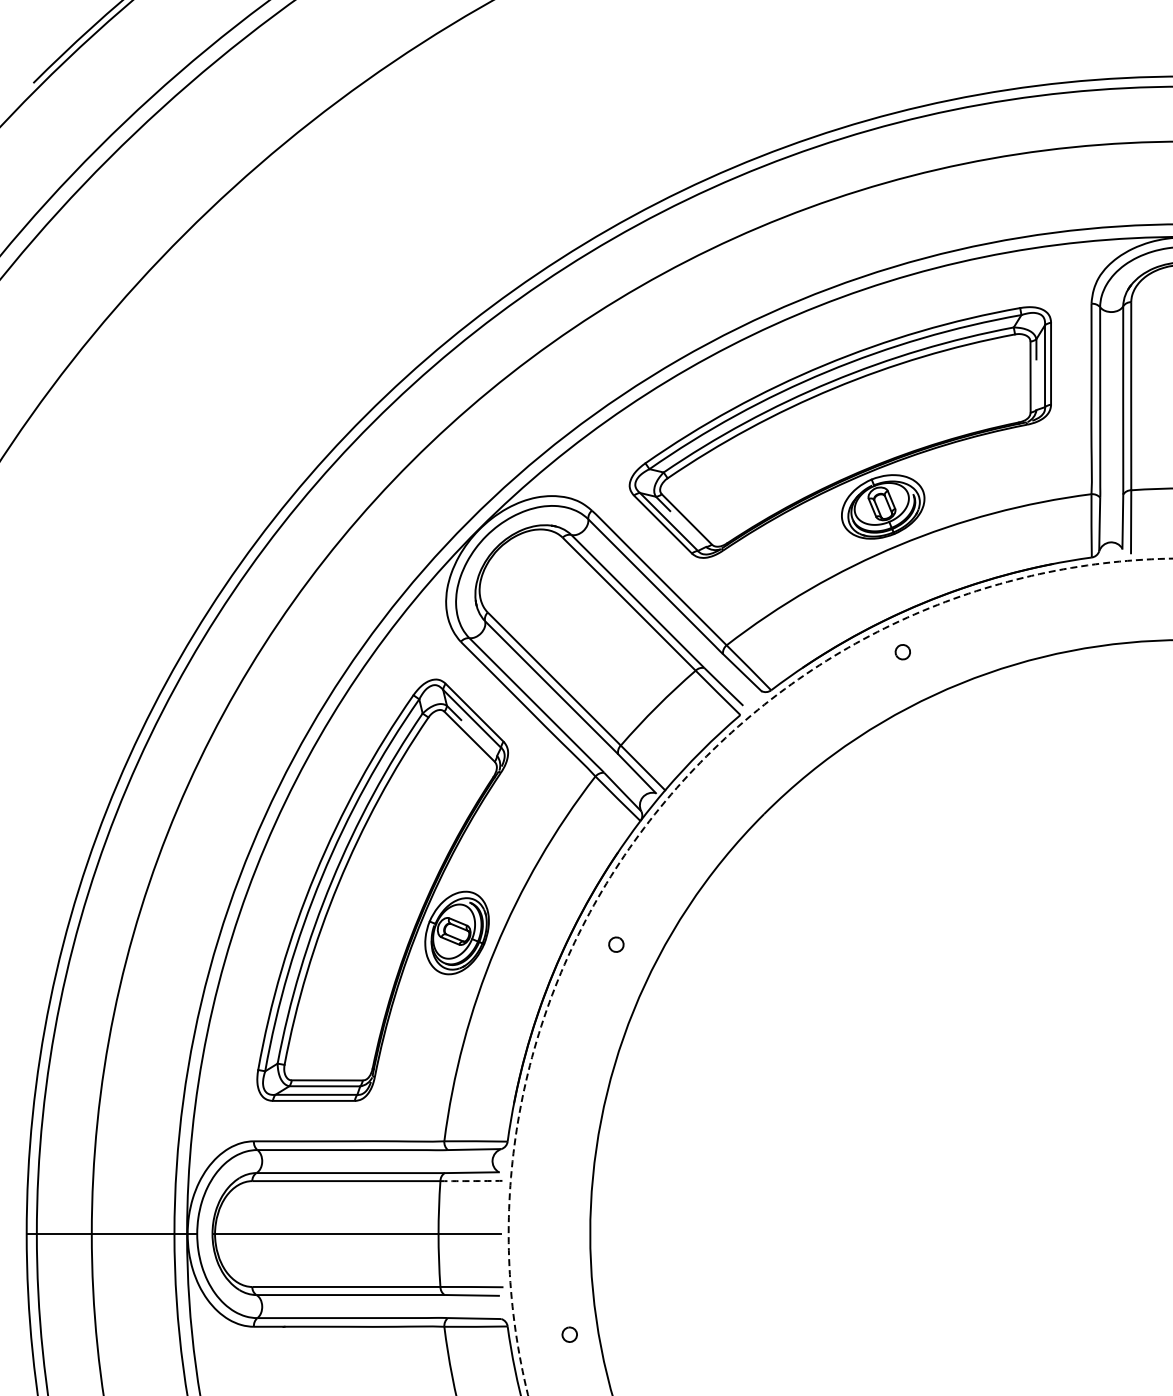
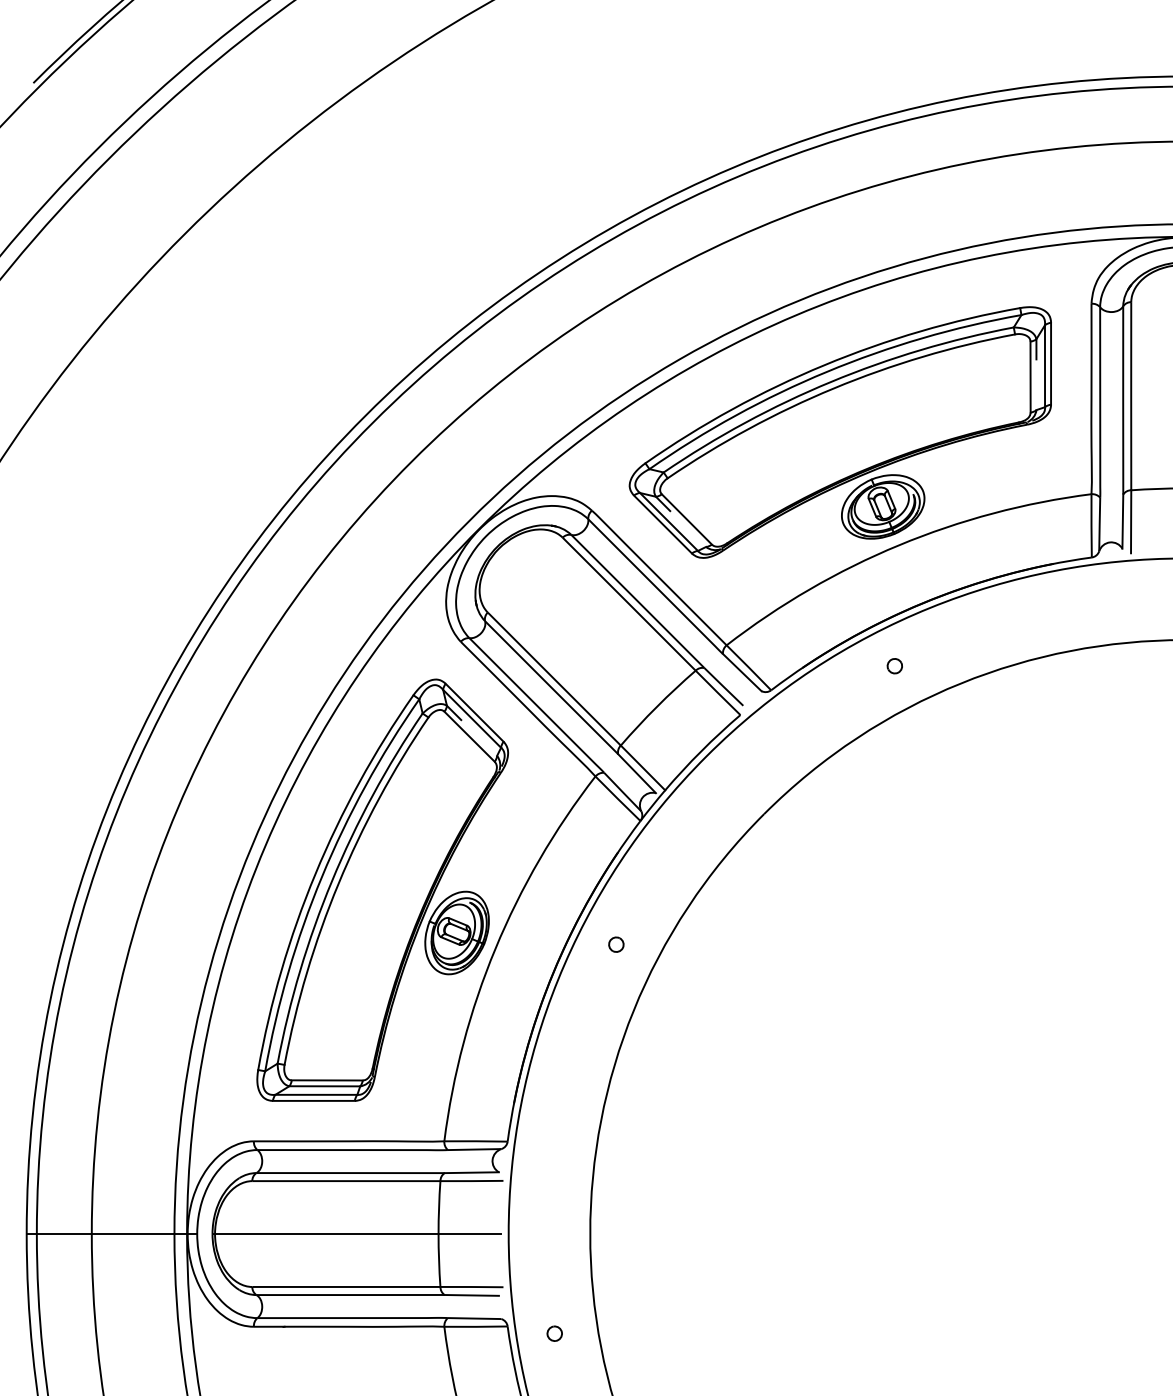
part position: (902, 652) -> (894, 666) (894, 666)
arc: dashed -> solid (648, 822)
arc: dashed -> solid (471, 1181)
part position: (569, 1334) -> (554, 1333) (554, 1333)
